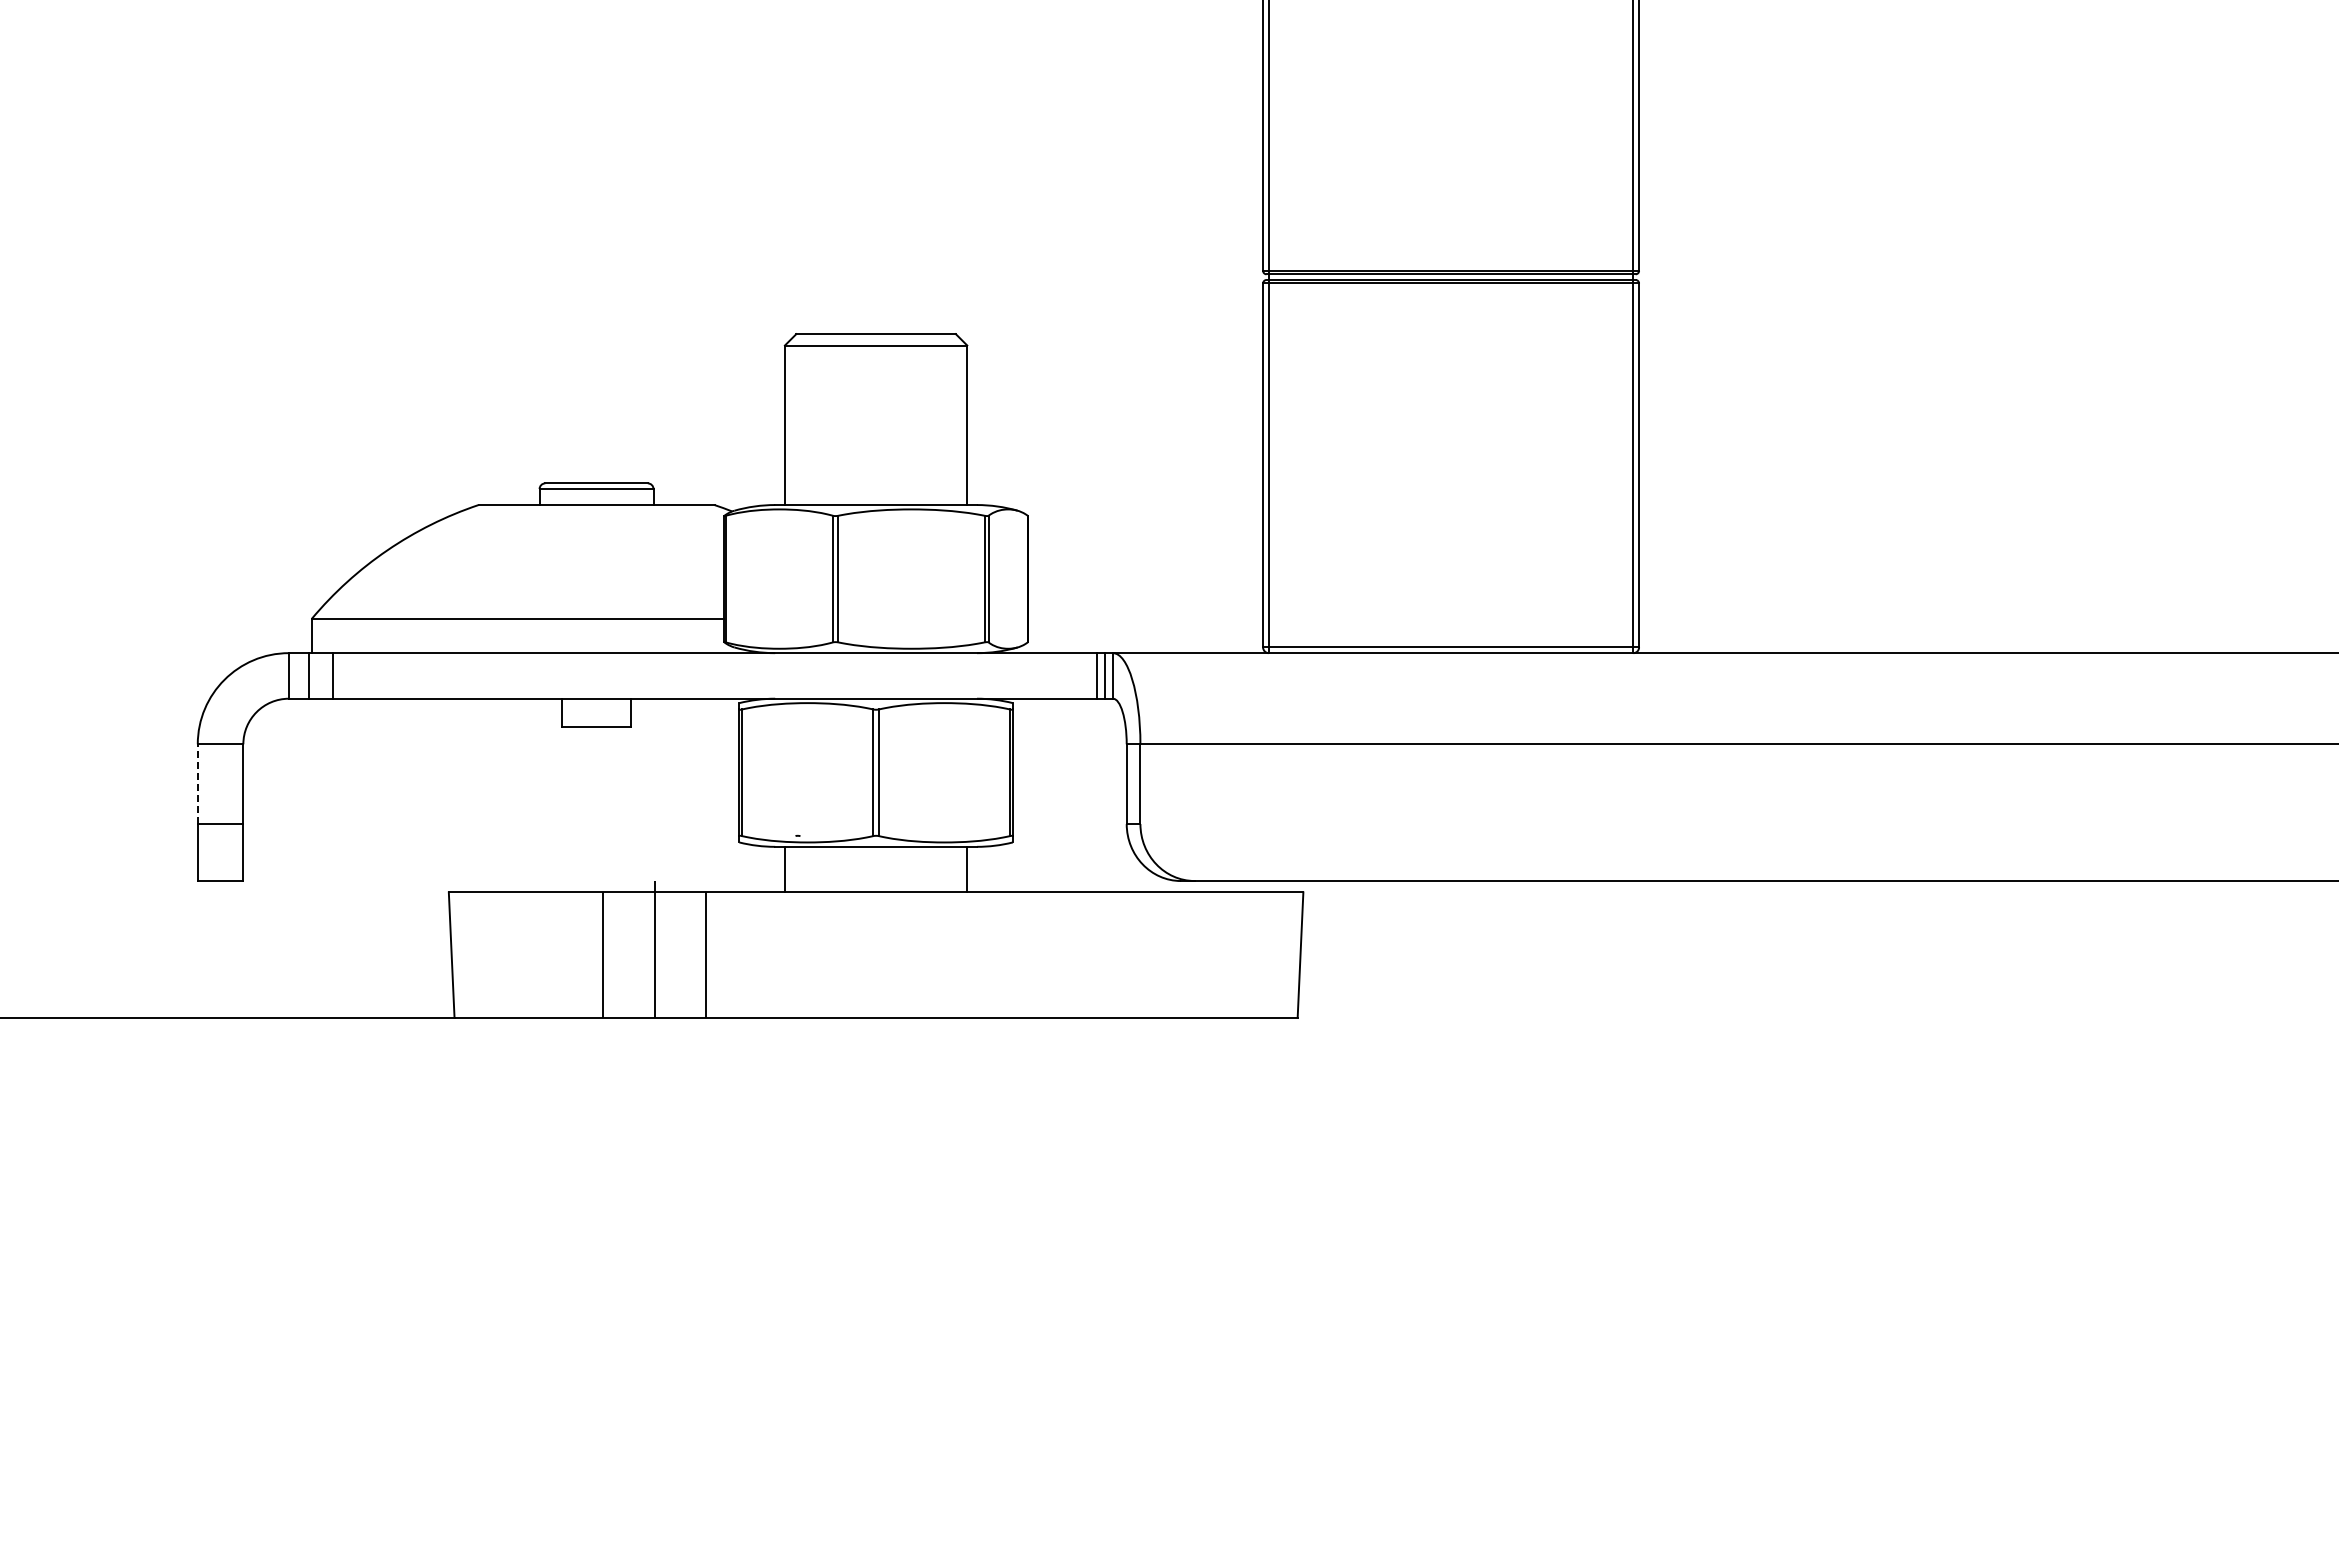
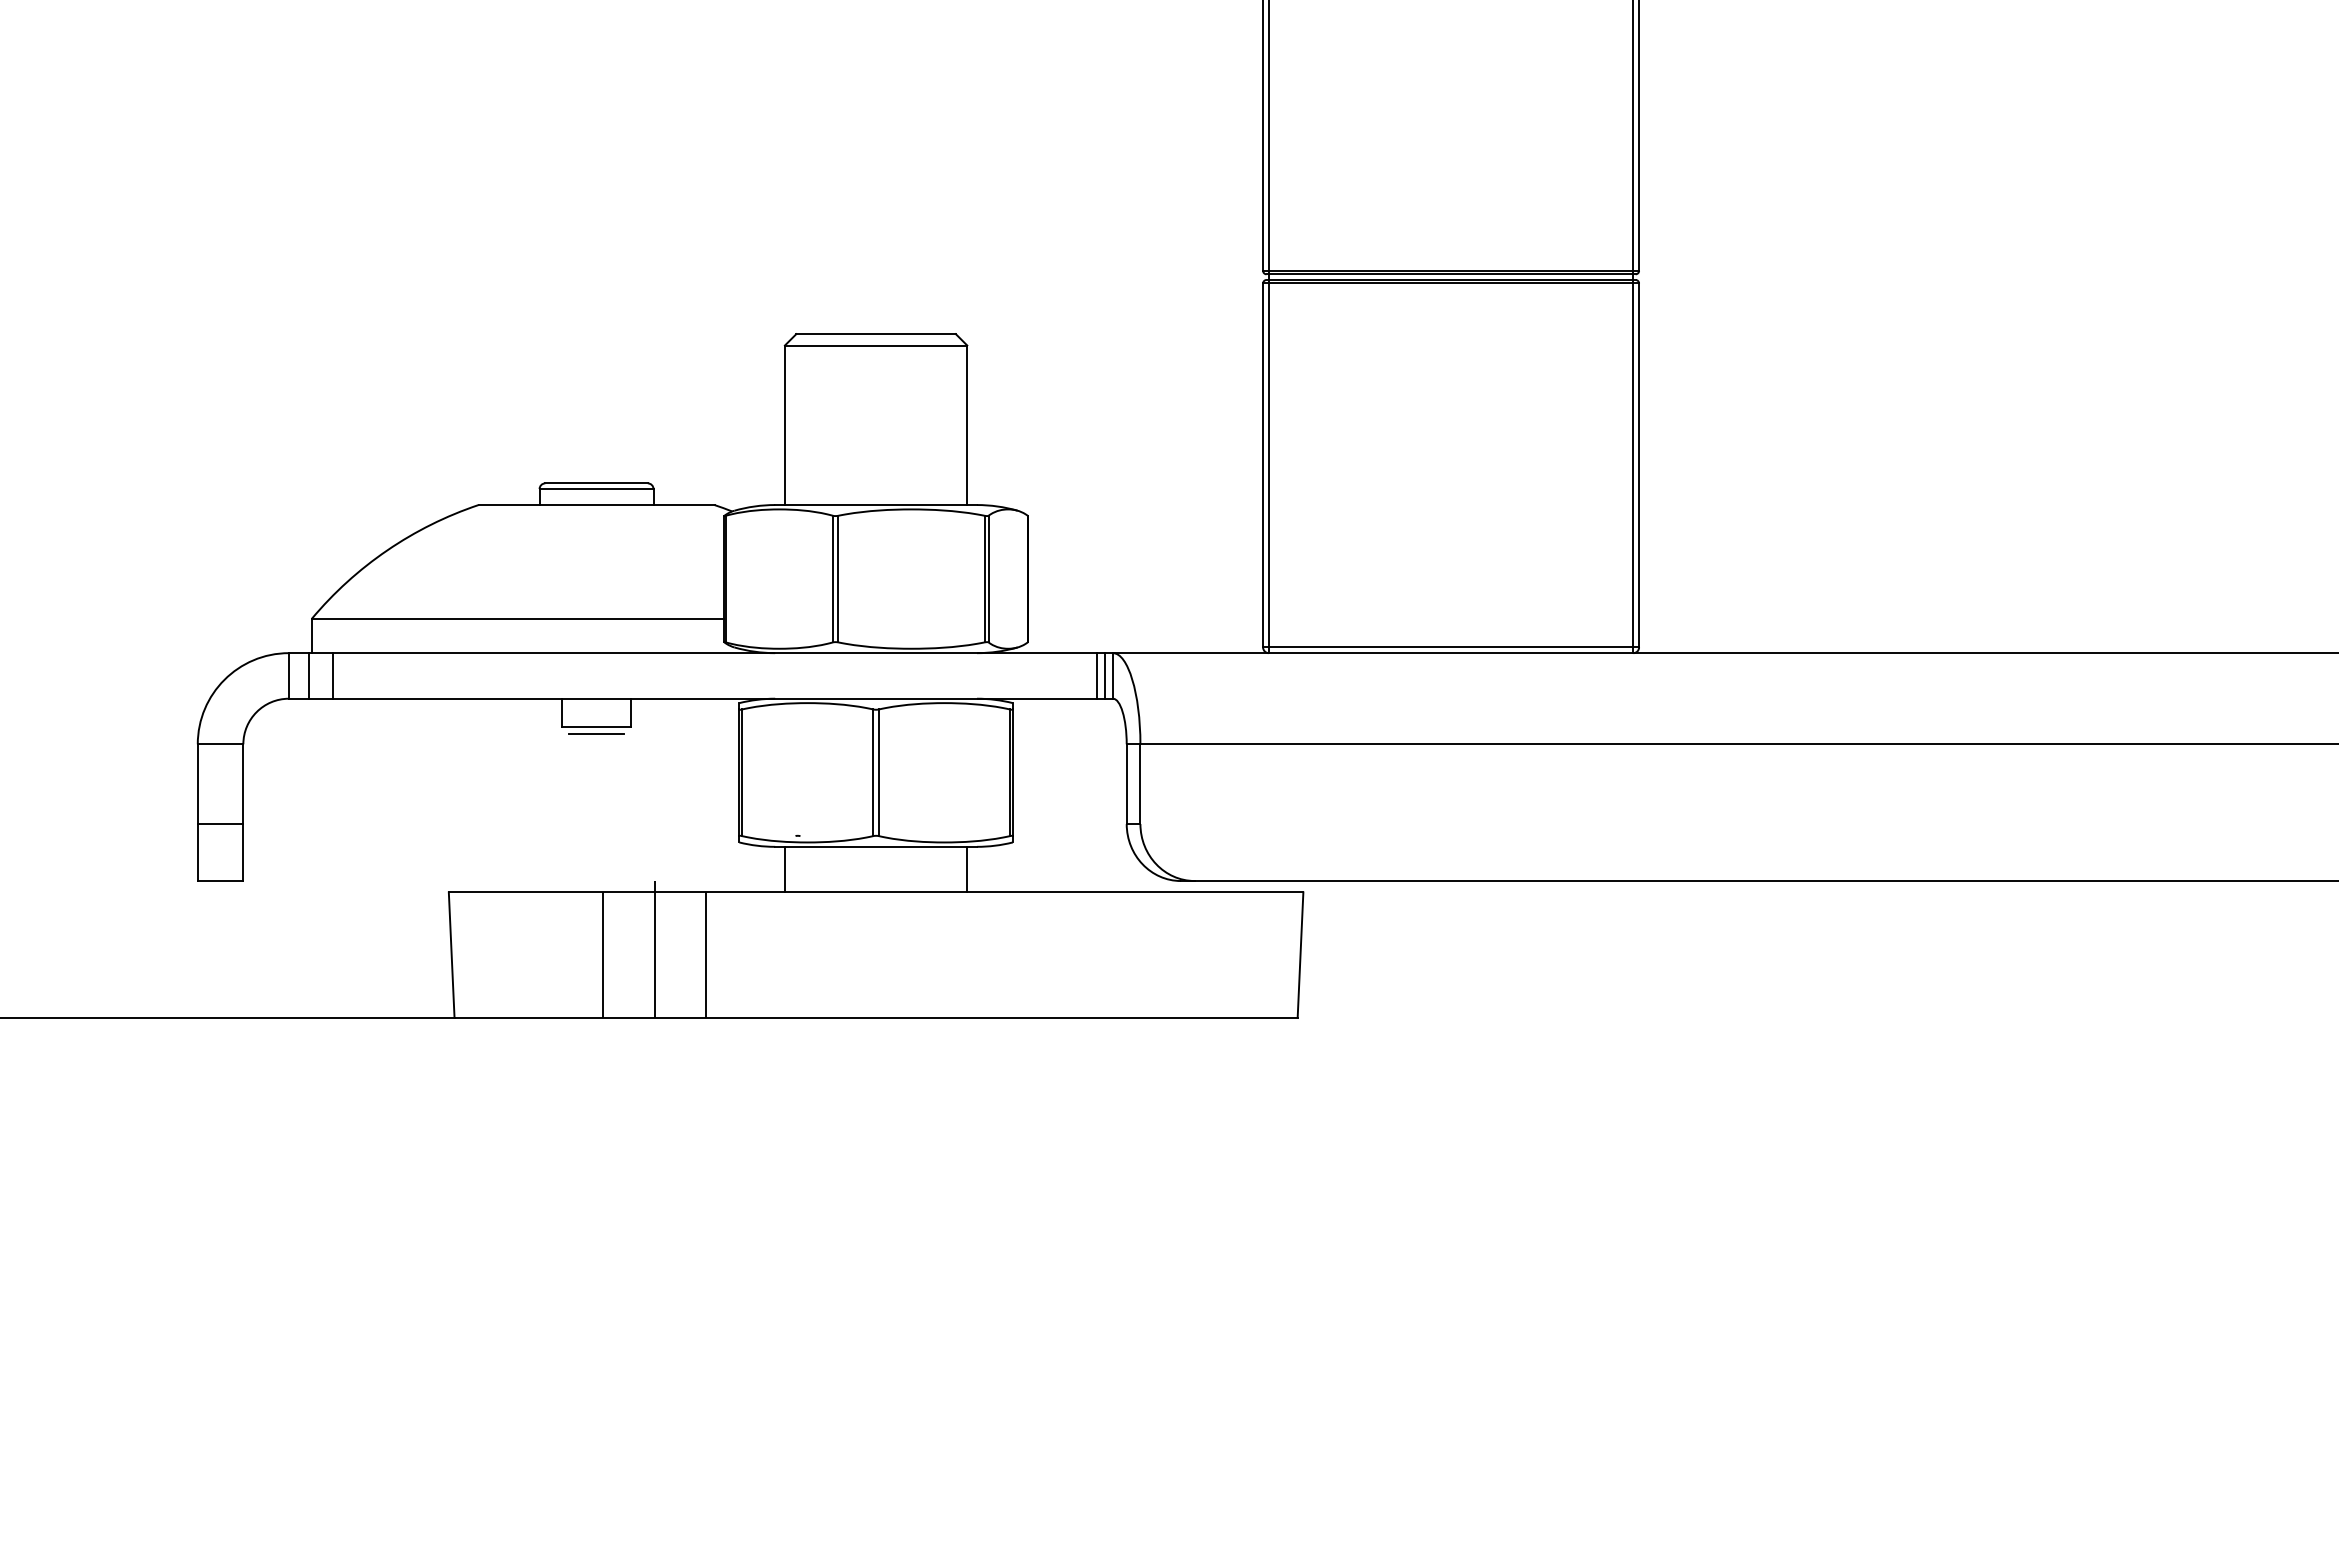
line: none -> present (596, 734)
line: dashed -> solid (197, 784)
